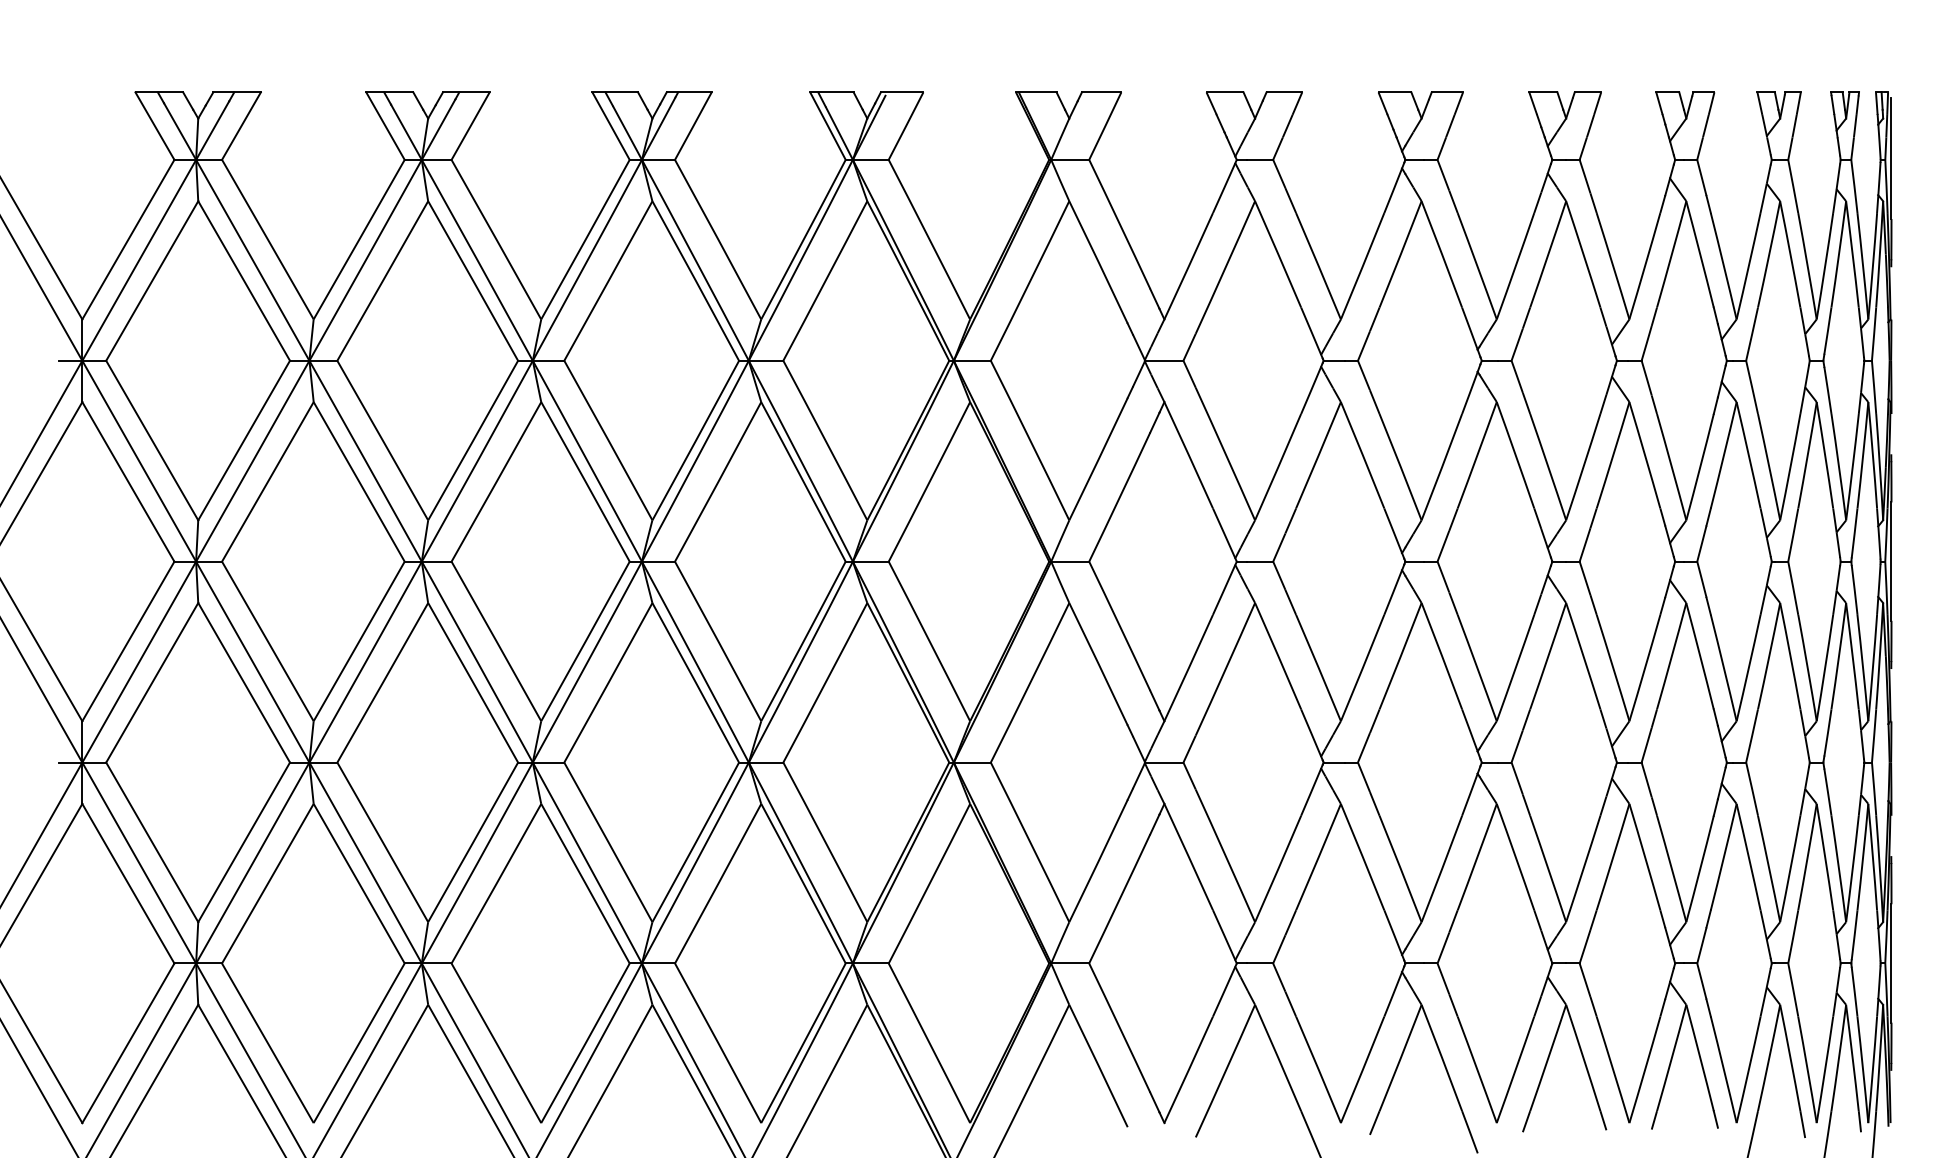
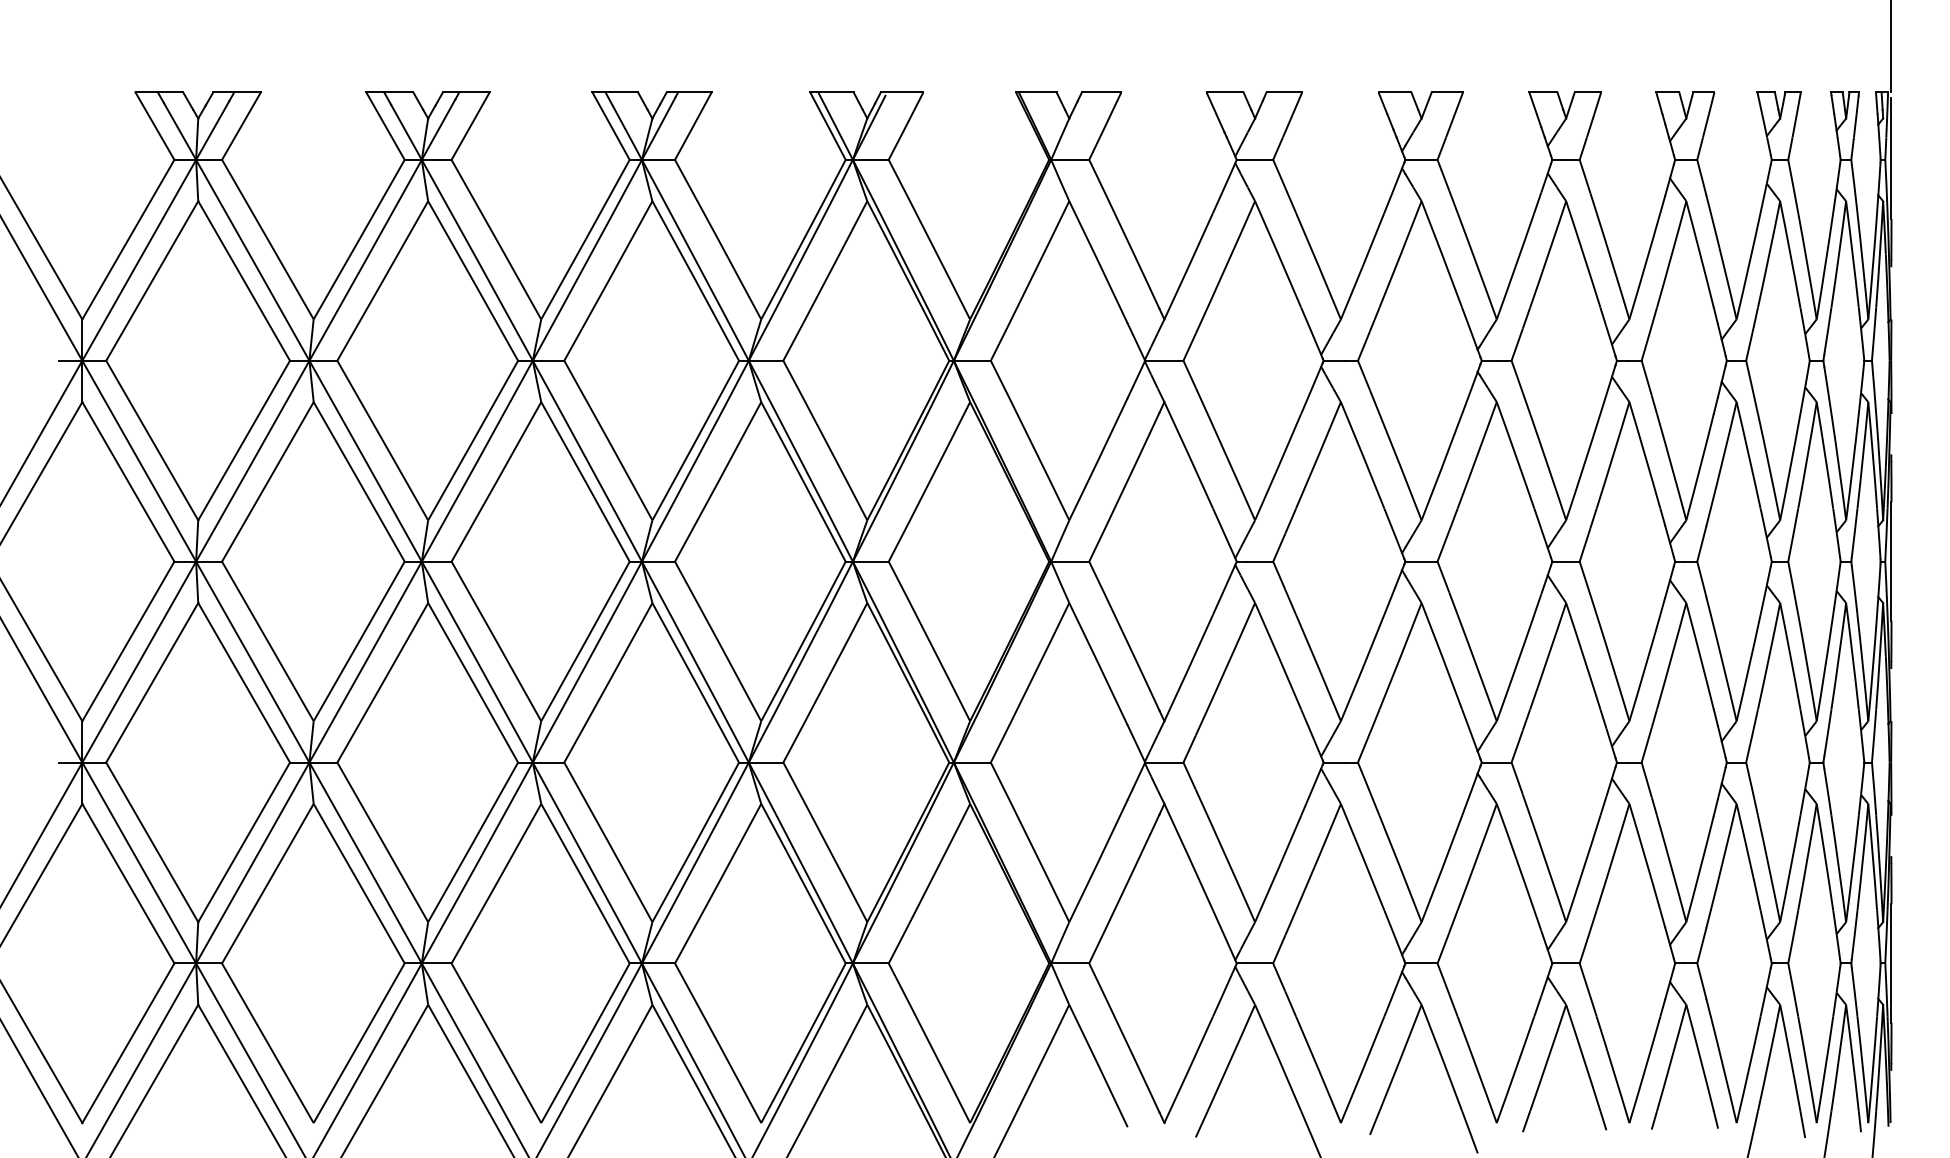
line: none -> present (1891, 47)
